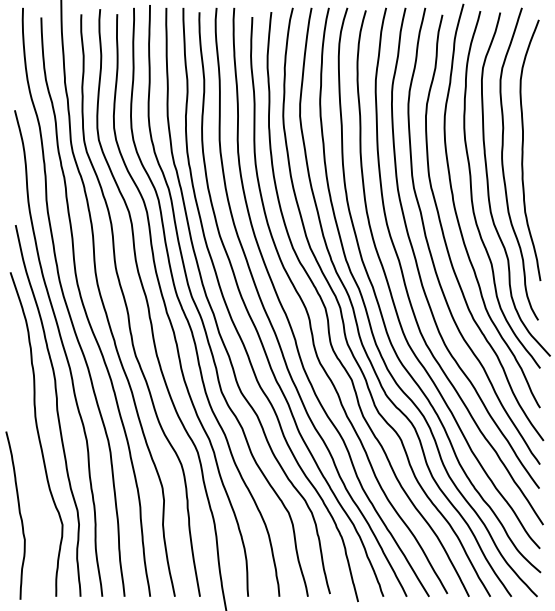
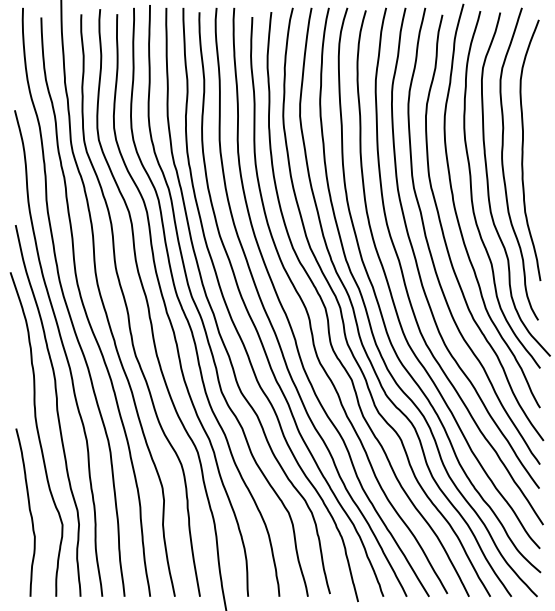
curve position: (19, 515) -> (29, 512) (29, 512)
